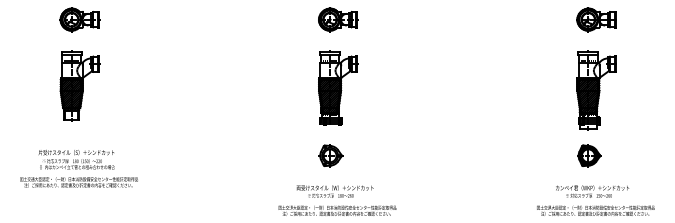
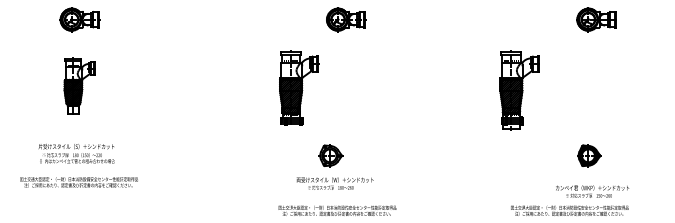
part position: (338, 19) -> (346, 19) (346, 19)
part size: 42x72 px -> 33x58 px (79, 85)
part position: (338, 87) -> (299, 87) (299, 87)
part position: (596, 90) -> (519, 90) (519, 90)
text position: (76, 159) -> (76, 153) (76, 153)
text position: (334, 191) -> (334, 183) (334, 183)
text position: (595, 210) -> (569, 210) (569, 210)
